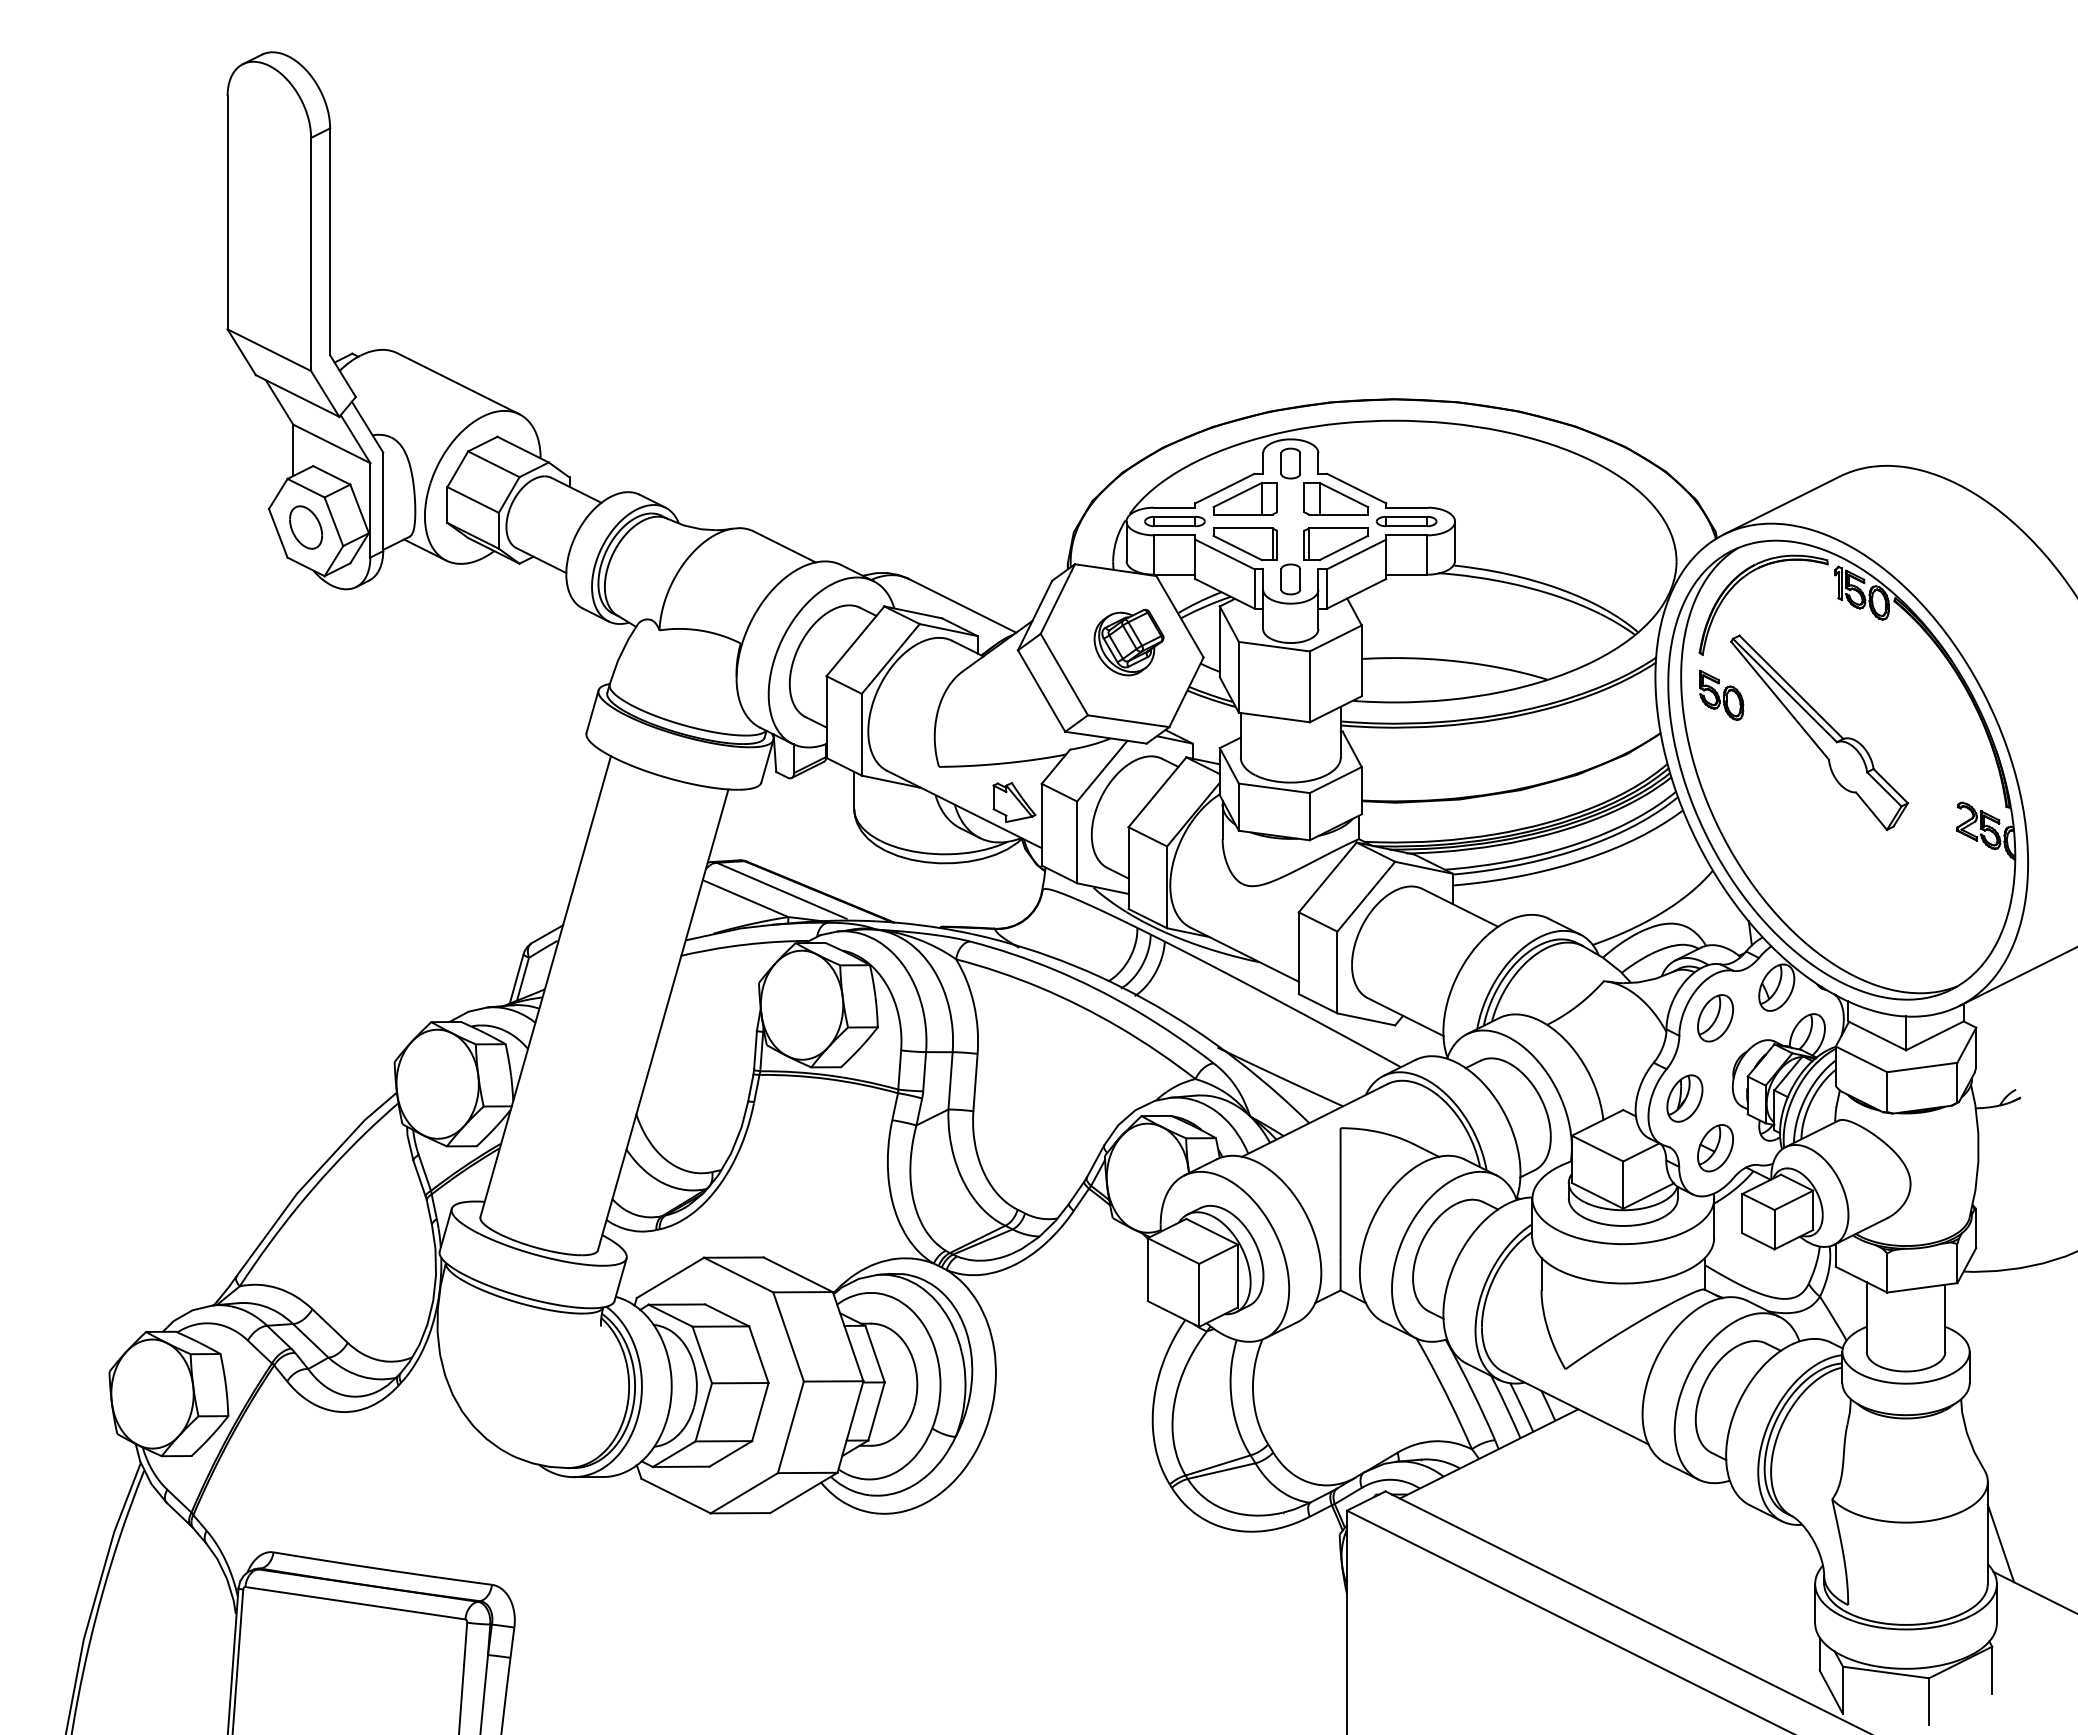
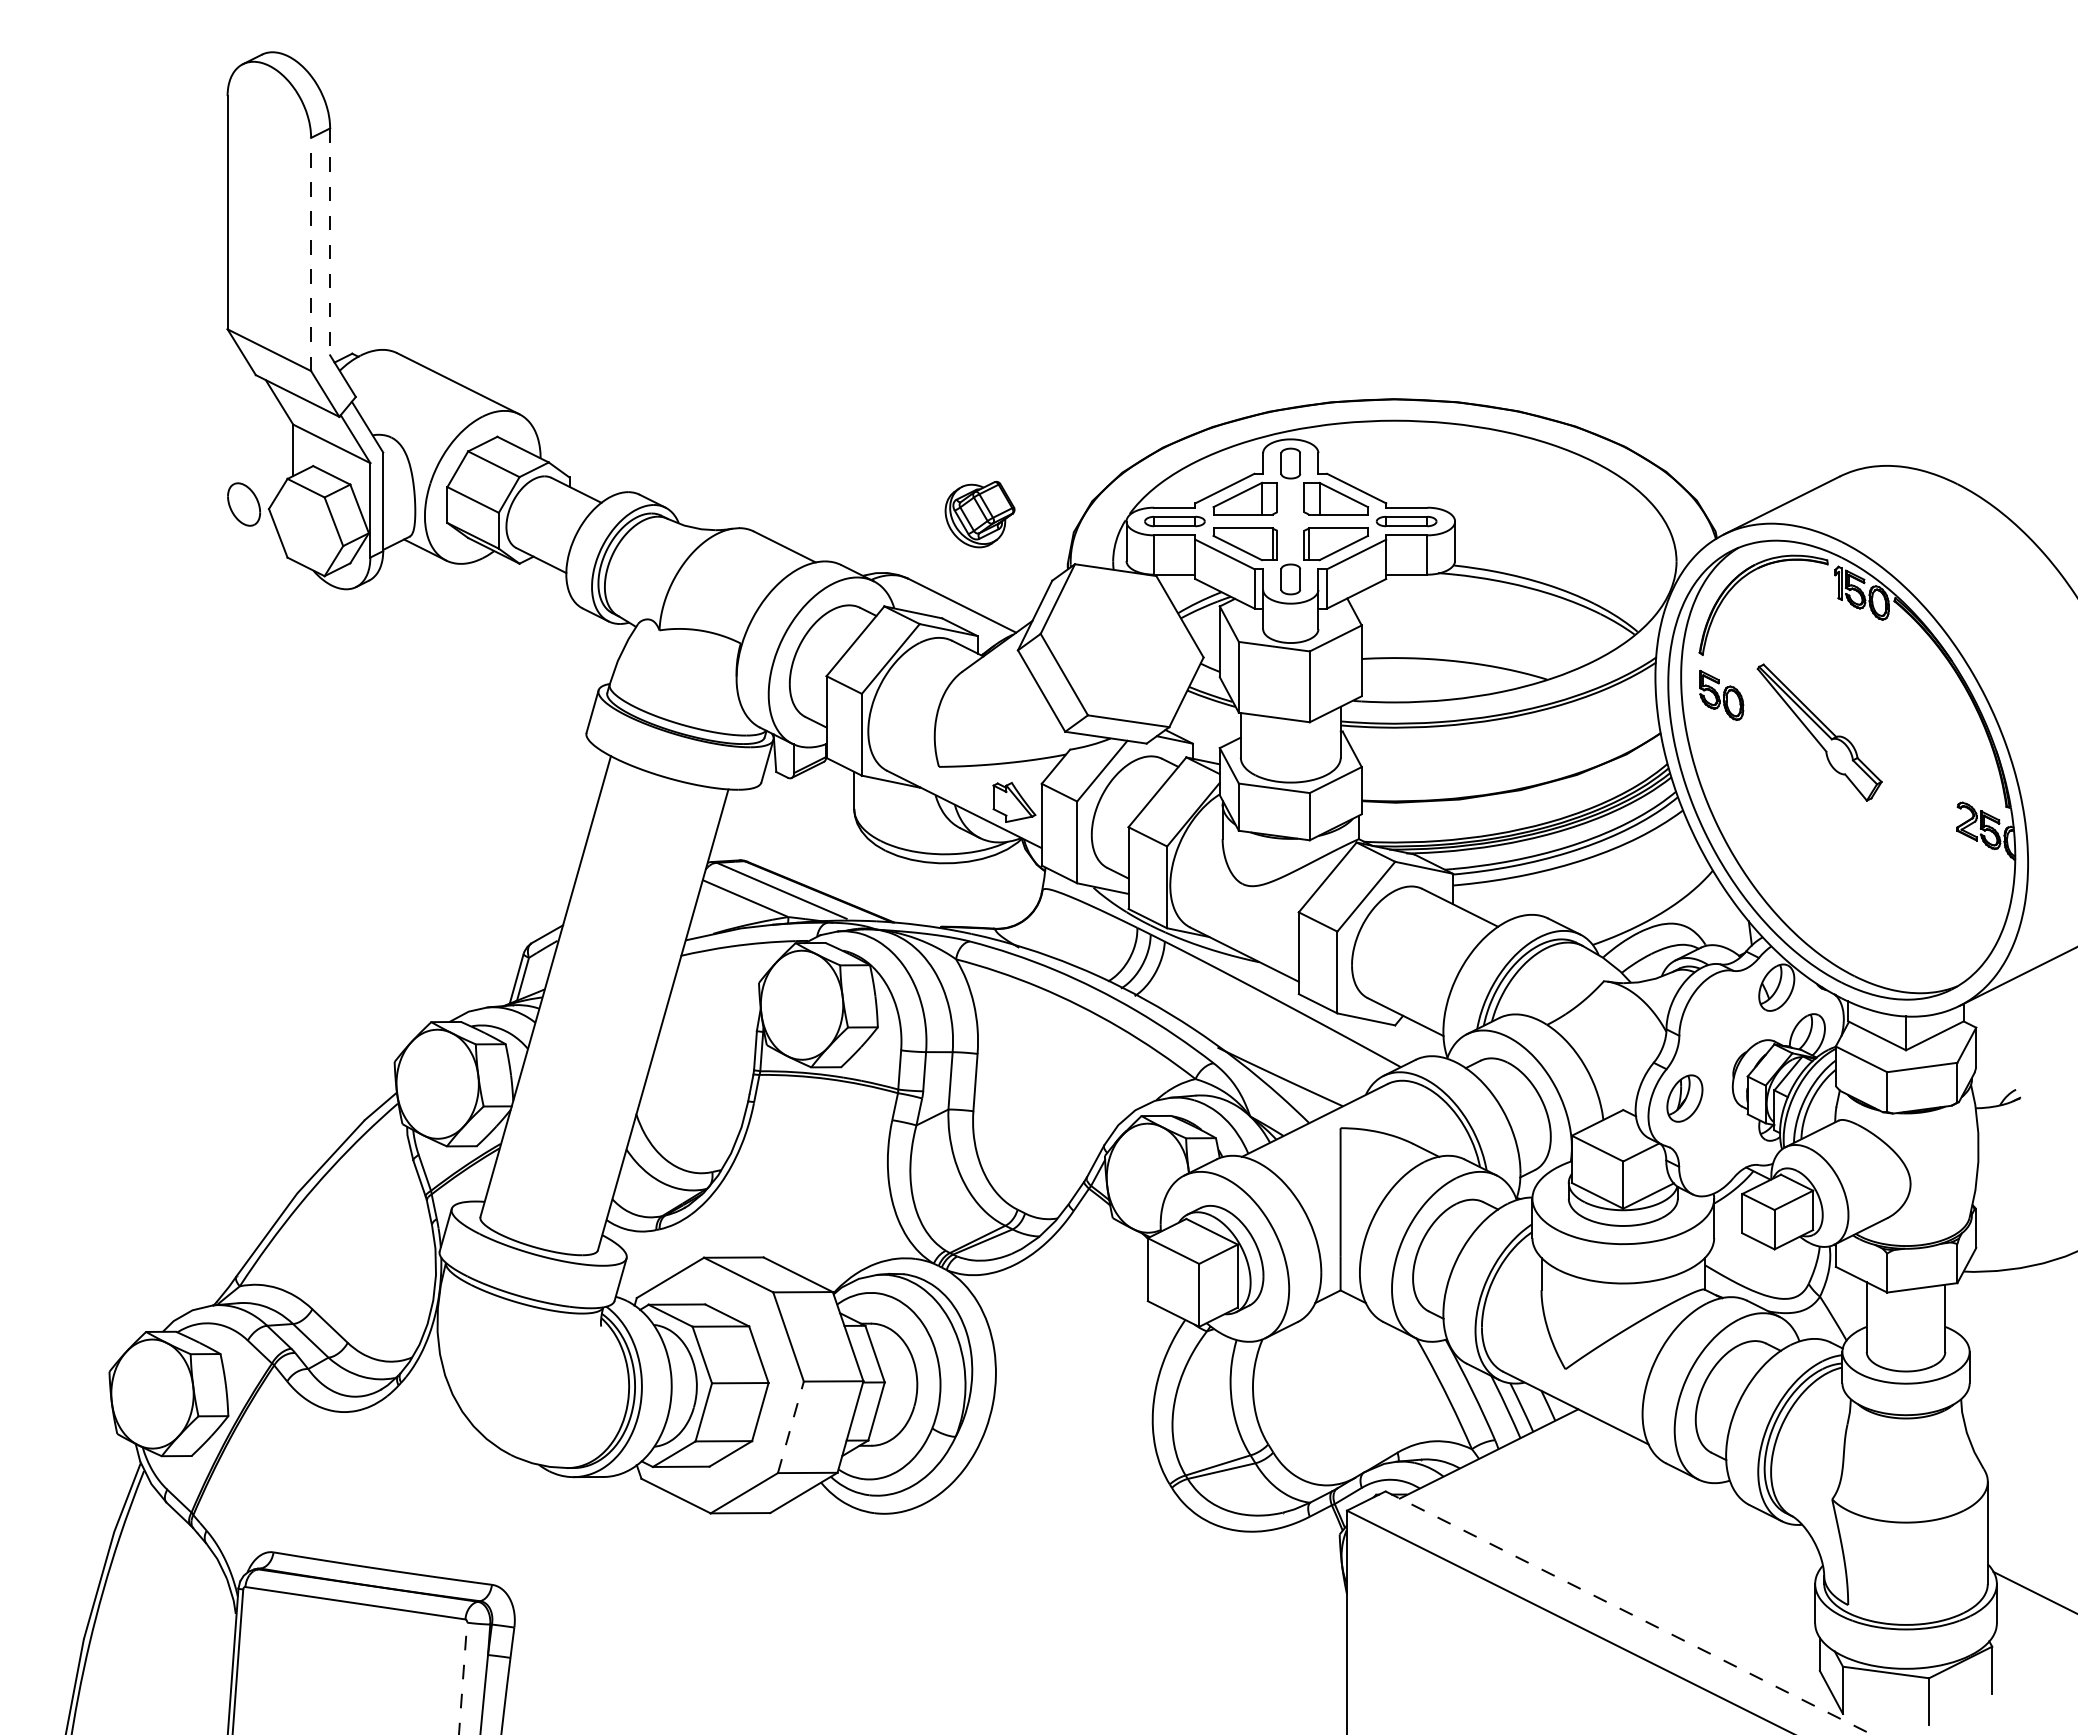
line: solid -> dashed (330, 242)
line: solid -> dashed (311, 254)
part position: (305, 527) -> (243, 504) (243, 504)
part position: (1128, 642) -> (979, 514) (979, 514)
part size: 180x197 px -> 127x139 px (1819, 732)
part: present -> none (1715, 1018)
part: present -> none (1715, 1148)
line: solid -> dashed (790, 1427)
line: present -> none (2000, 1543)
line: solid -> dashed (1629, 1613)
line: solid -> dashed (463, 1678)
